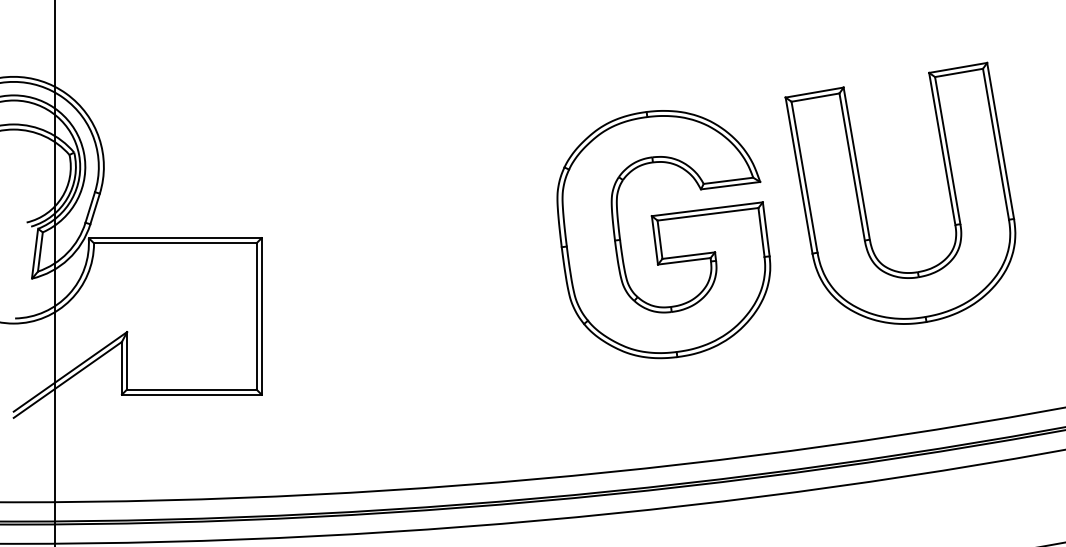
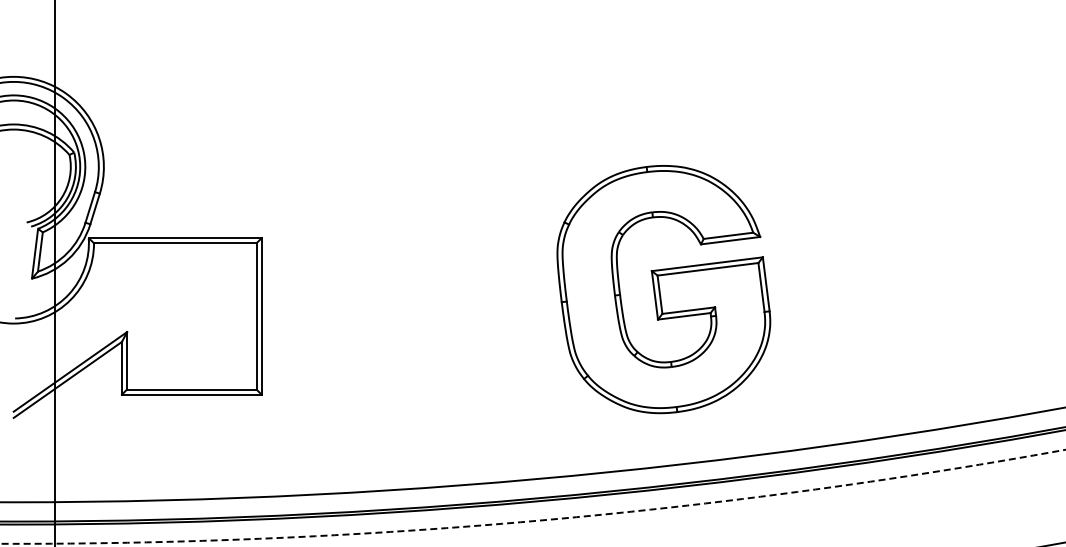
part: present -> none (864, 201)
part position: (663, 234) -> (663, 289) (663, 289)
circle: solid -> dashed (532, 496)
